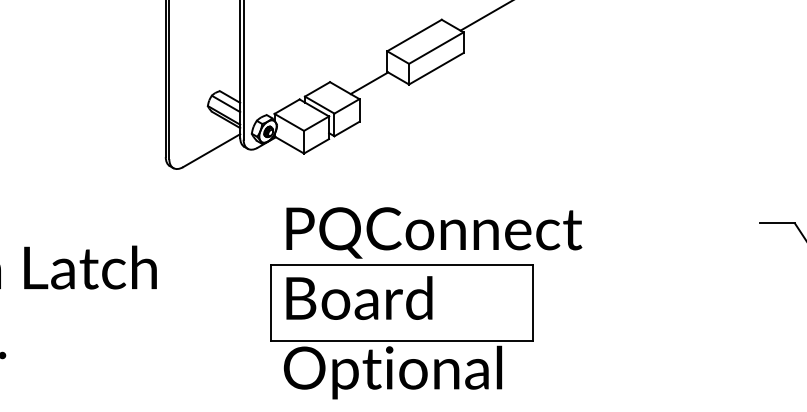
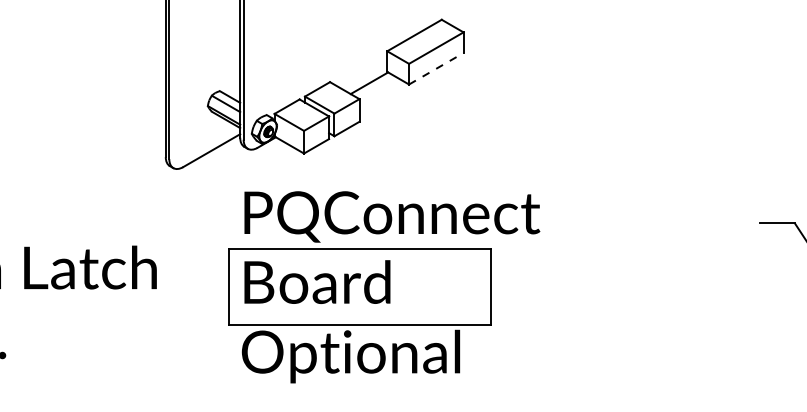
line: present -> none (485, 16)
line: solid -> dashed (436, 68)
part position: (426, 303) -> (384, 287) (384, 287)
